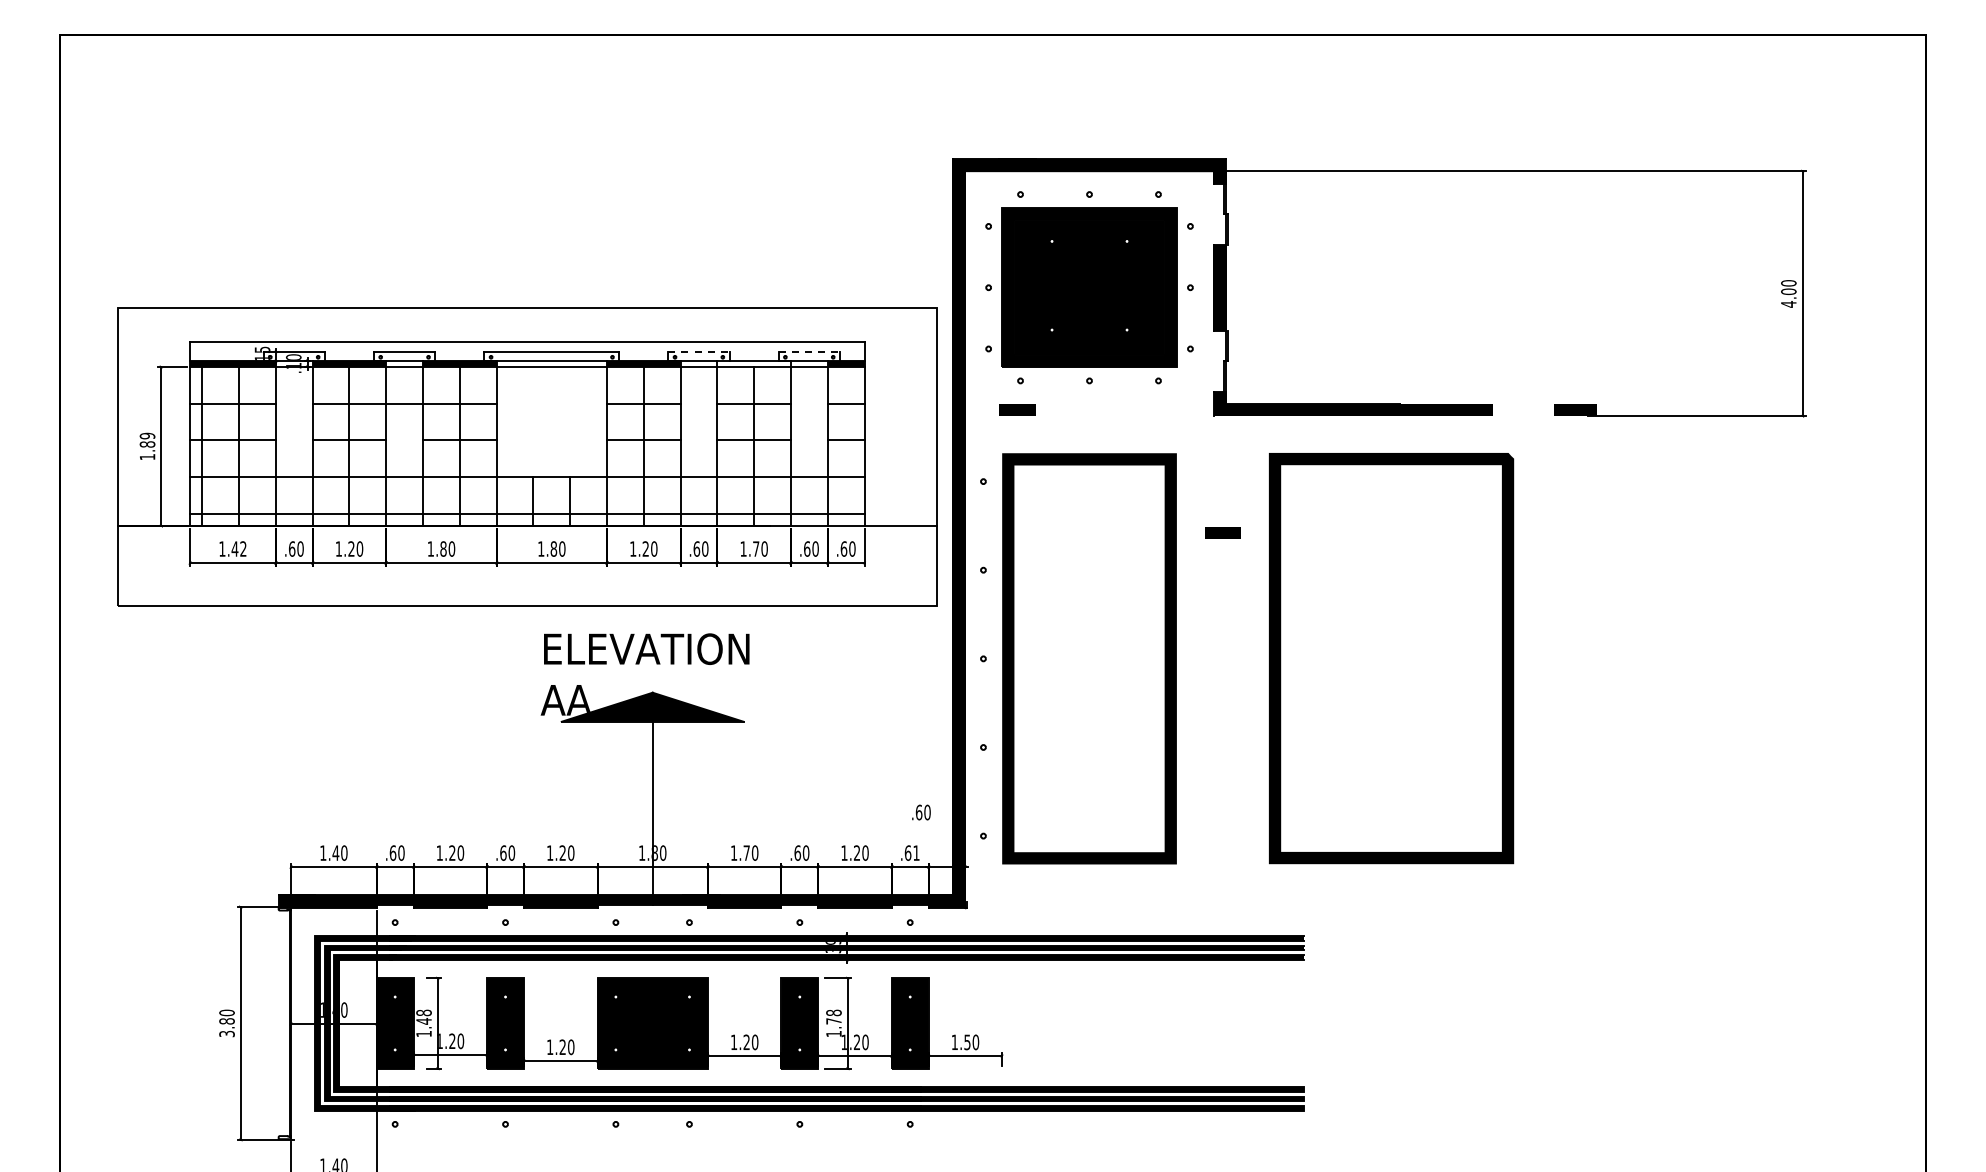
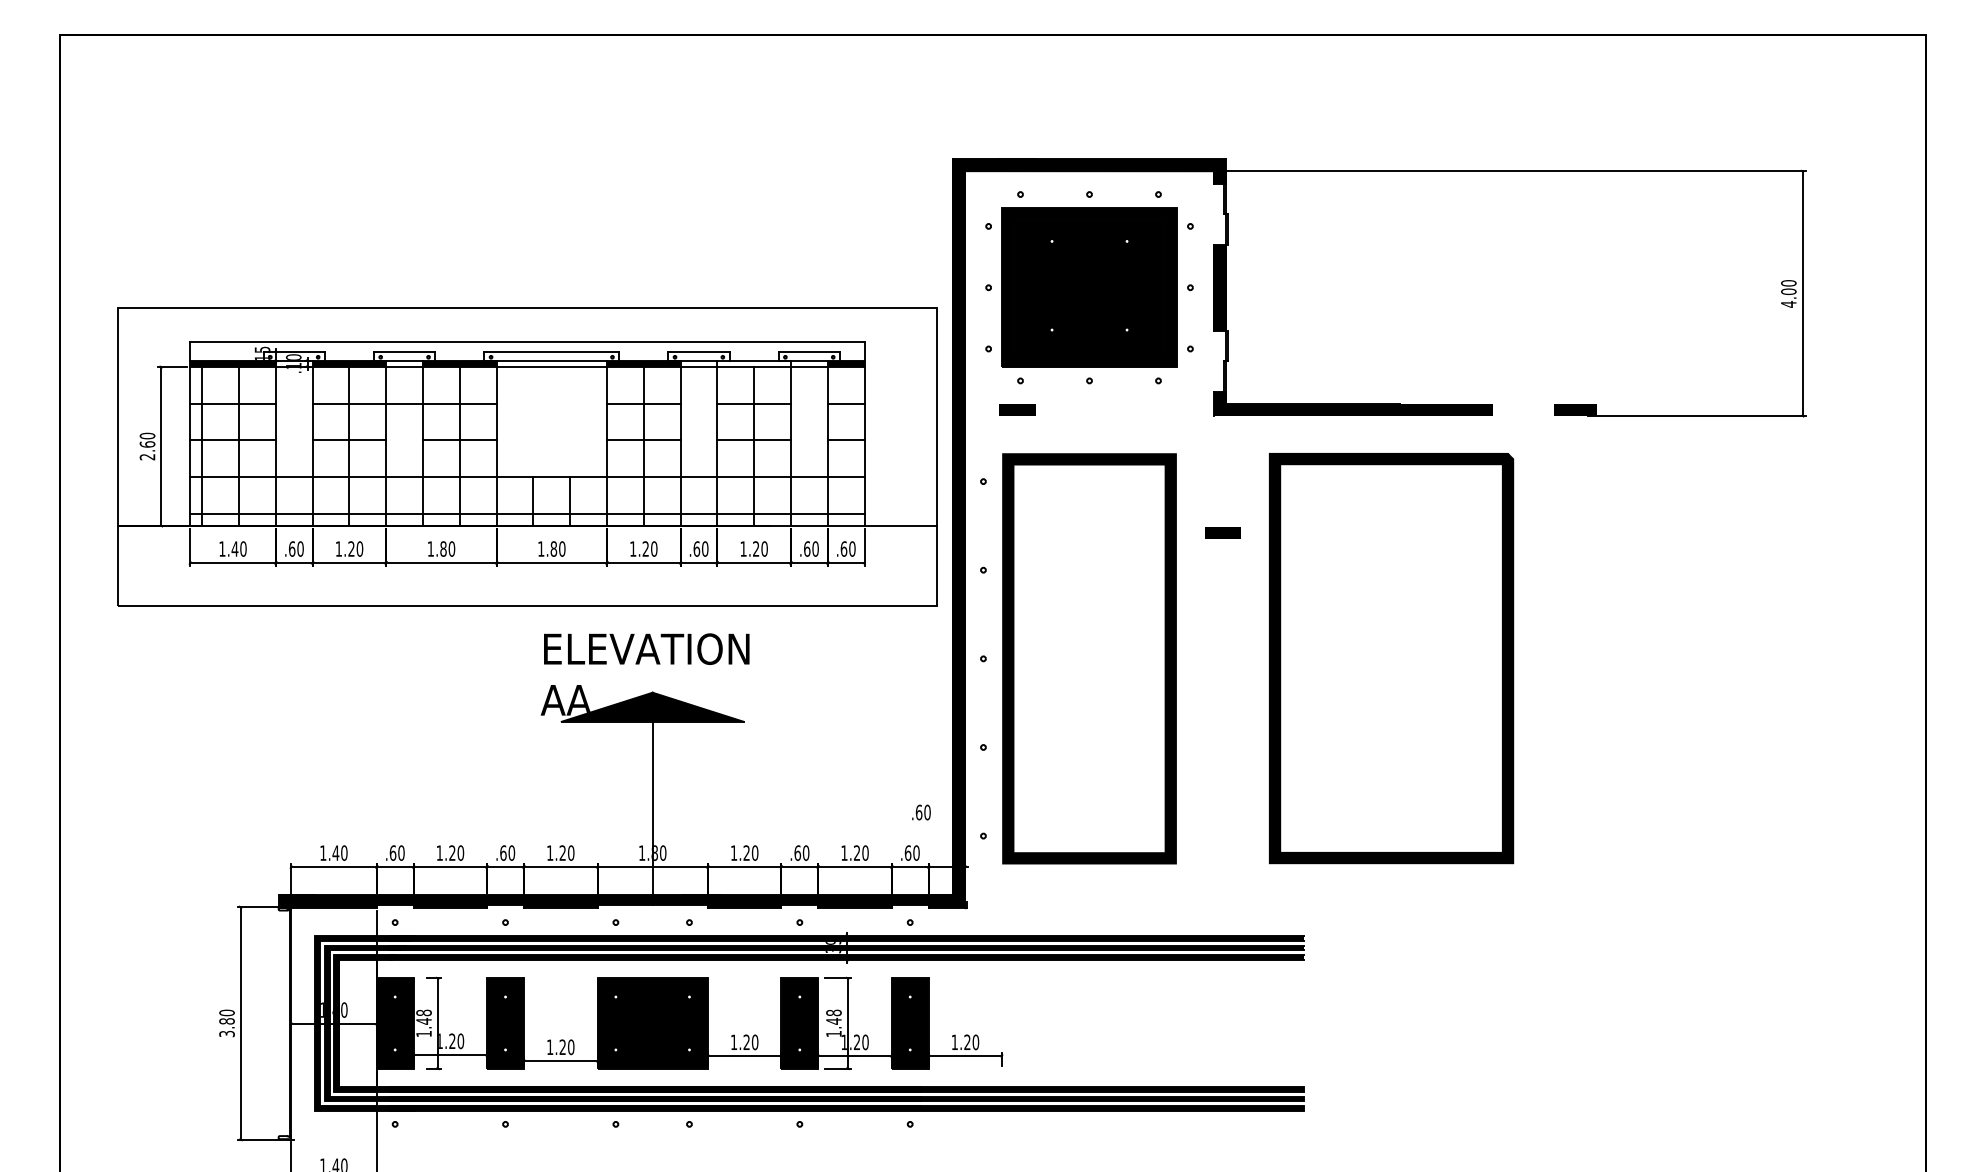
line: dashed -> solid (698, 351)
line: dashed -> solid (809, 351)
text: 1.89 -> 2.60 (147, 446)
text: 1.42 -> 1.40 (243, 548)
text: 1.70 -> 1.20 (756, 548)
text: 1.70 -> 1.20 (746, 852)
text: .61 -> .60 (916, 852)
text: 1.78 -> 1.48 (833, 1021)
text: 1.50 -> 1.20 (967, 1042)
